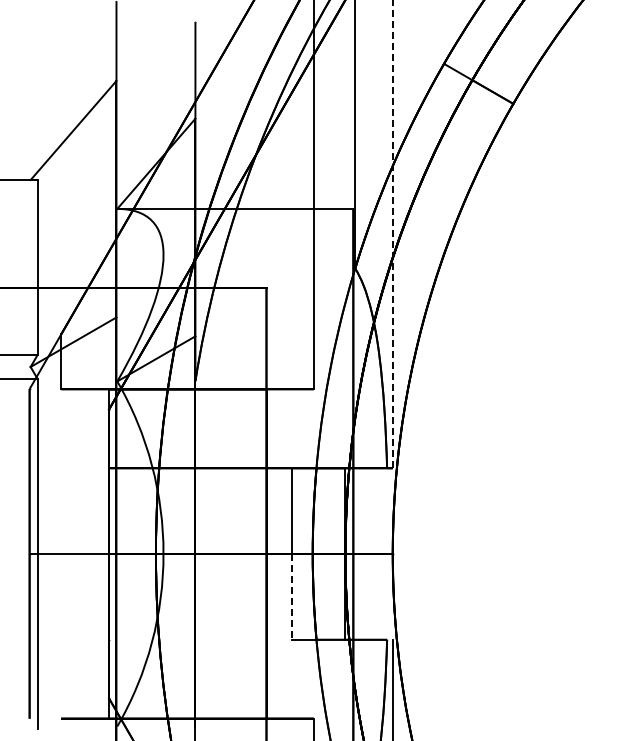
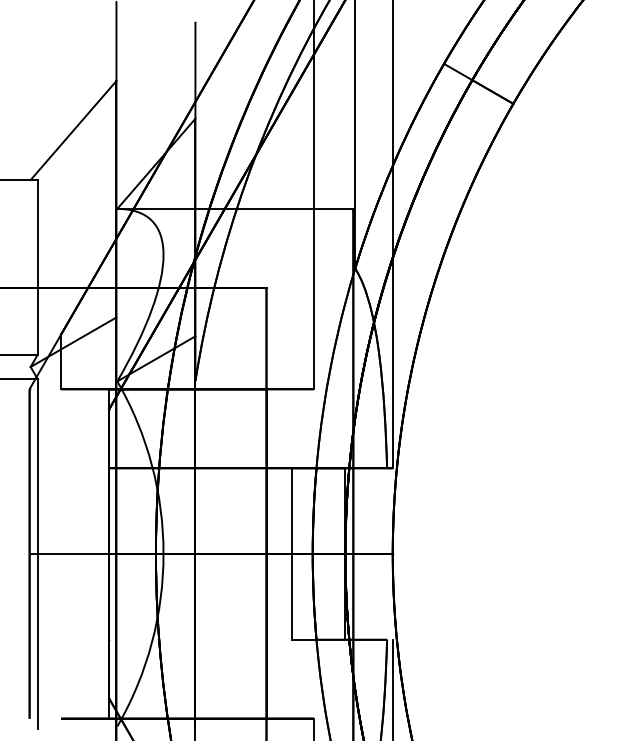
line: dashed -> solid (392, 234)
line: dashed -> solid (292, 596)
